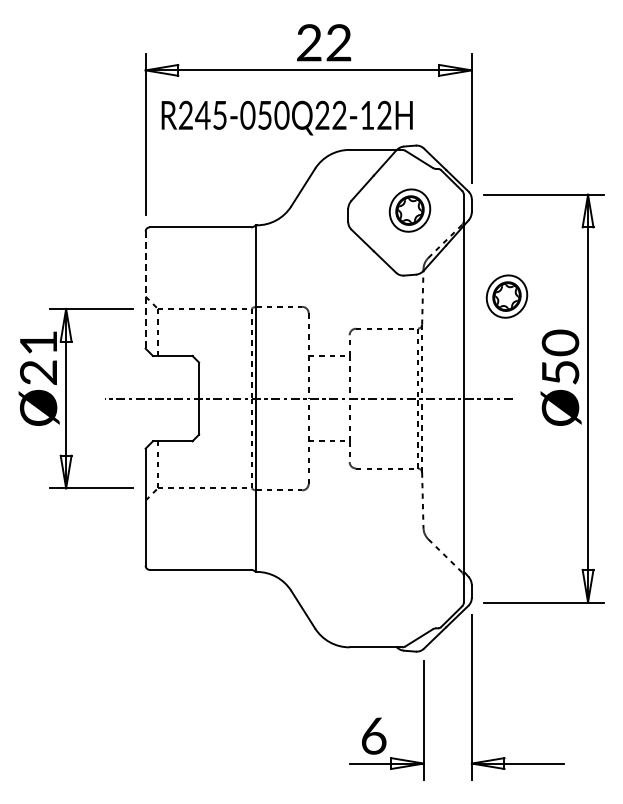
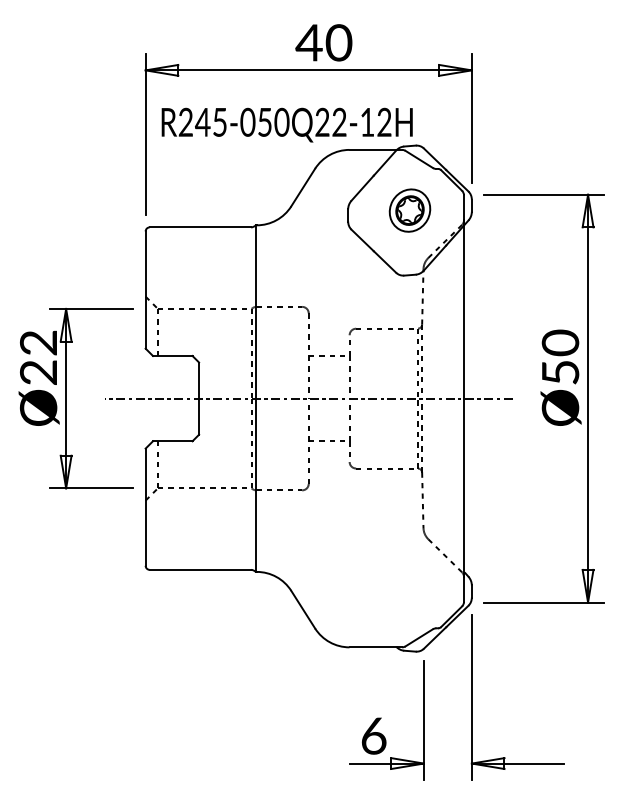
text: 22 -> 40 (323, 42)
text position: (286, 117) -> (286, 124) (286, 124)
line: dashed -> solid (145, 290)
part: present -> none (506, 296)
text: Ø21 -> Ø22 (37, 342)
